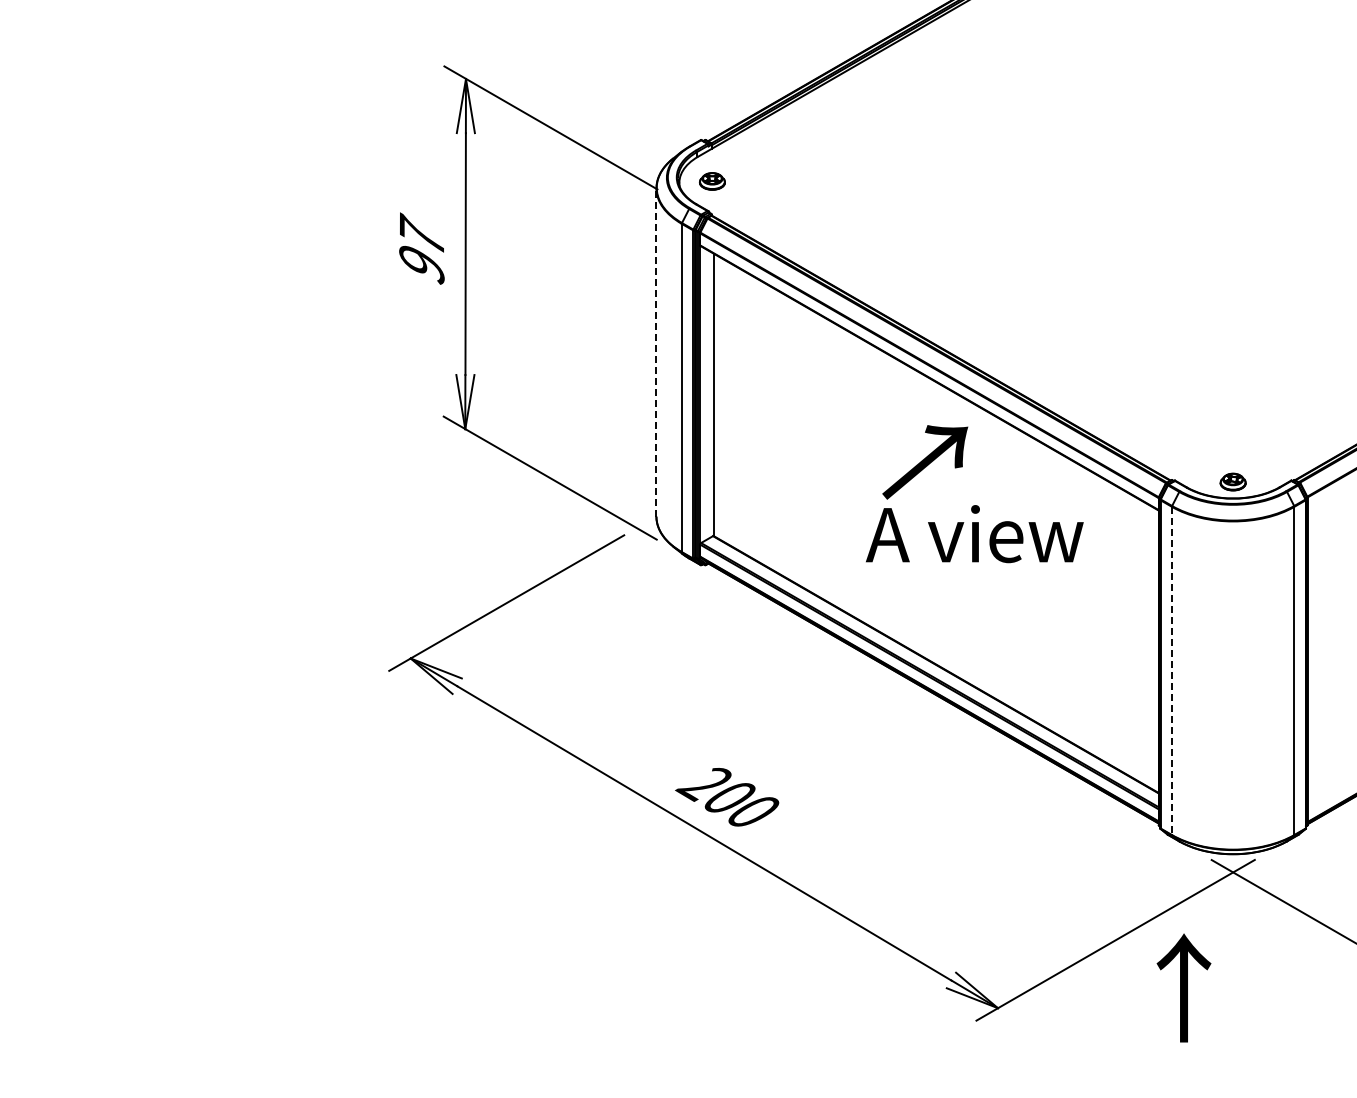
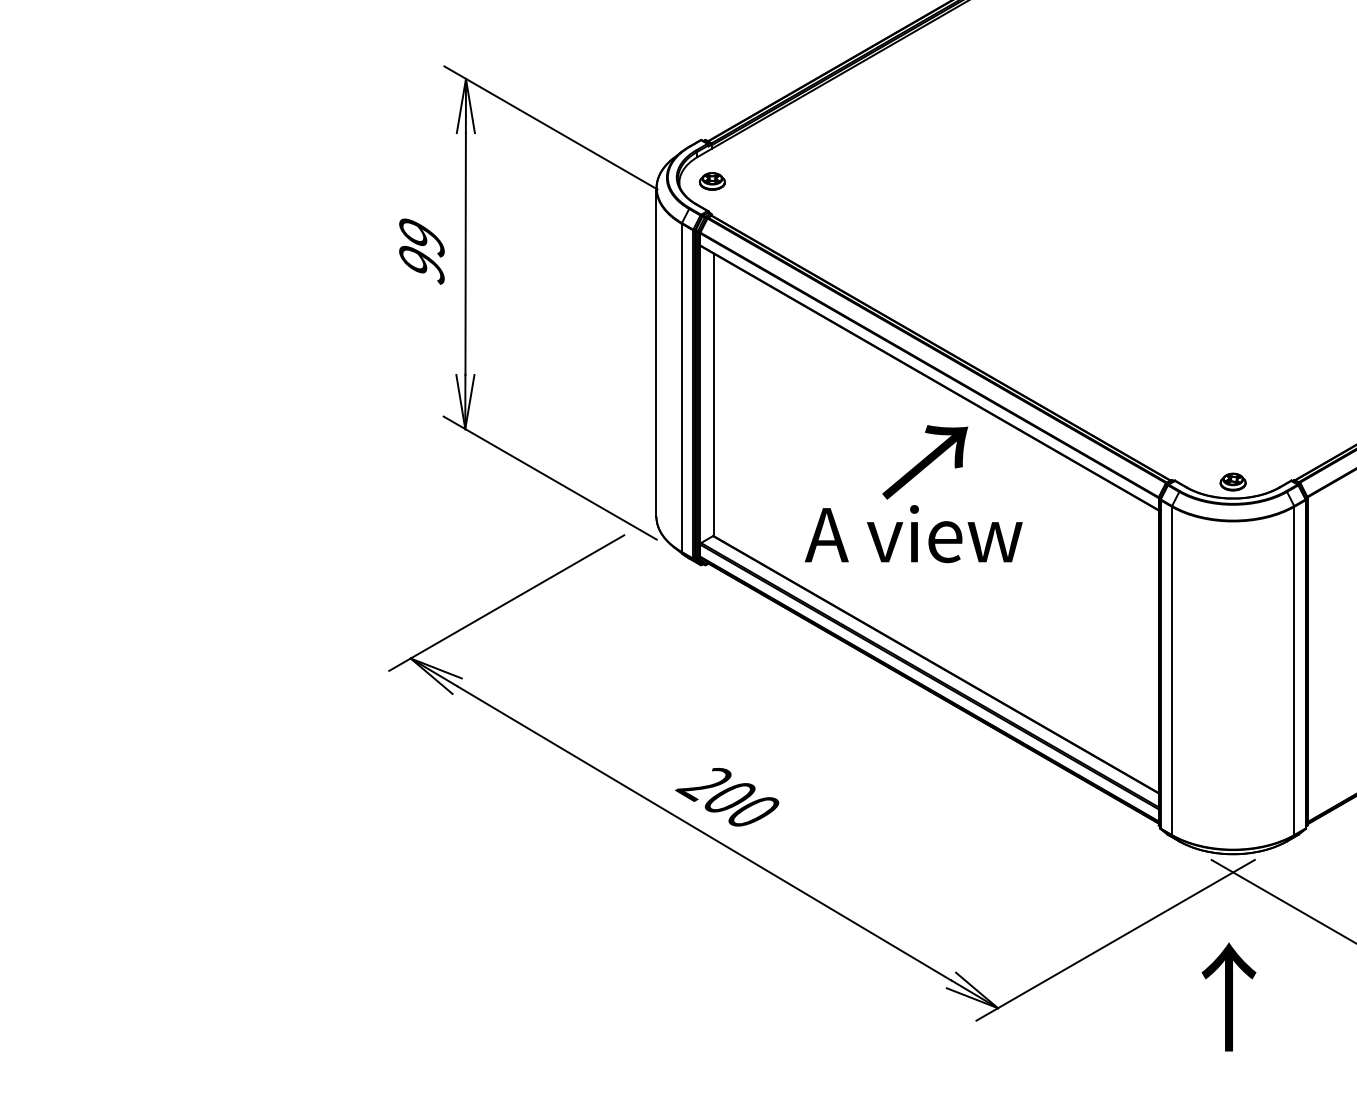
text: 97 -> 99 (421, 234)
line: dashed -> solid (656, 352)
text position: (974, 534) -> (913, 534) (913, 534)
line: dashed -> solid (1171, 671)
text position: (1183, 987) -> (1228, 996) (1228, 996)
